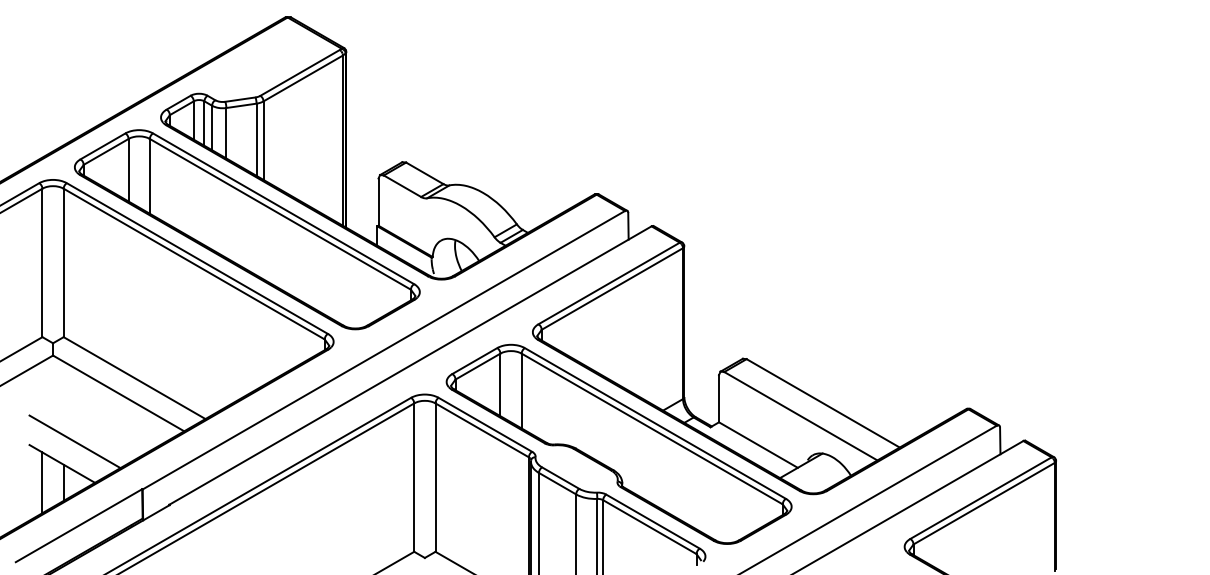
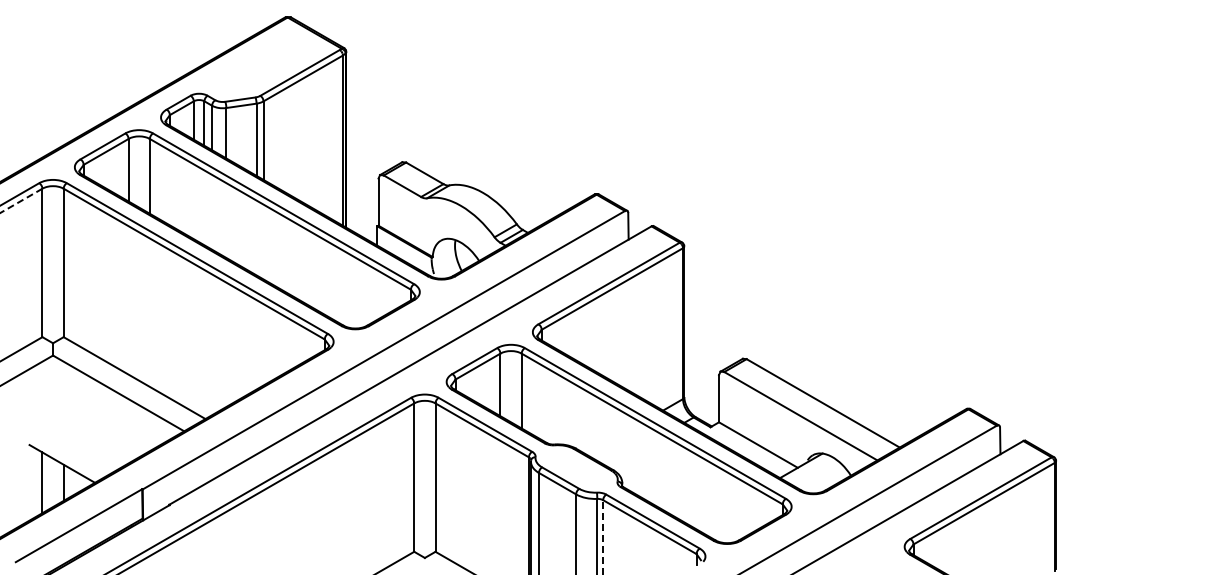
line: solid -> dashed (20, 201)
line: present -> none (74, 441)
line: solid -> dashed (603, 537)
